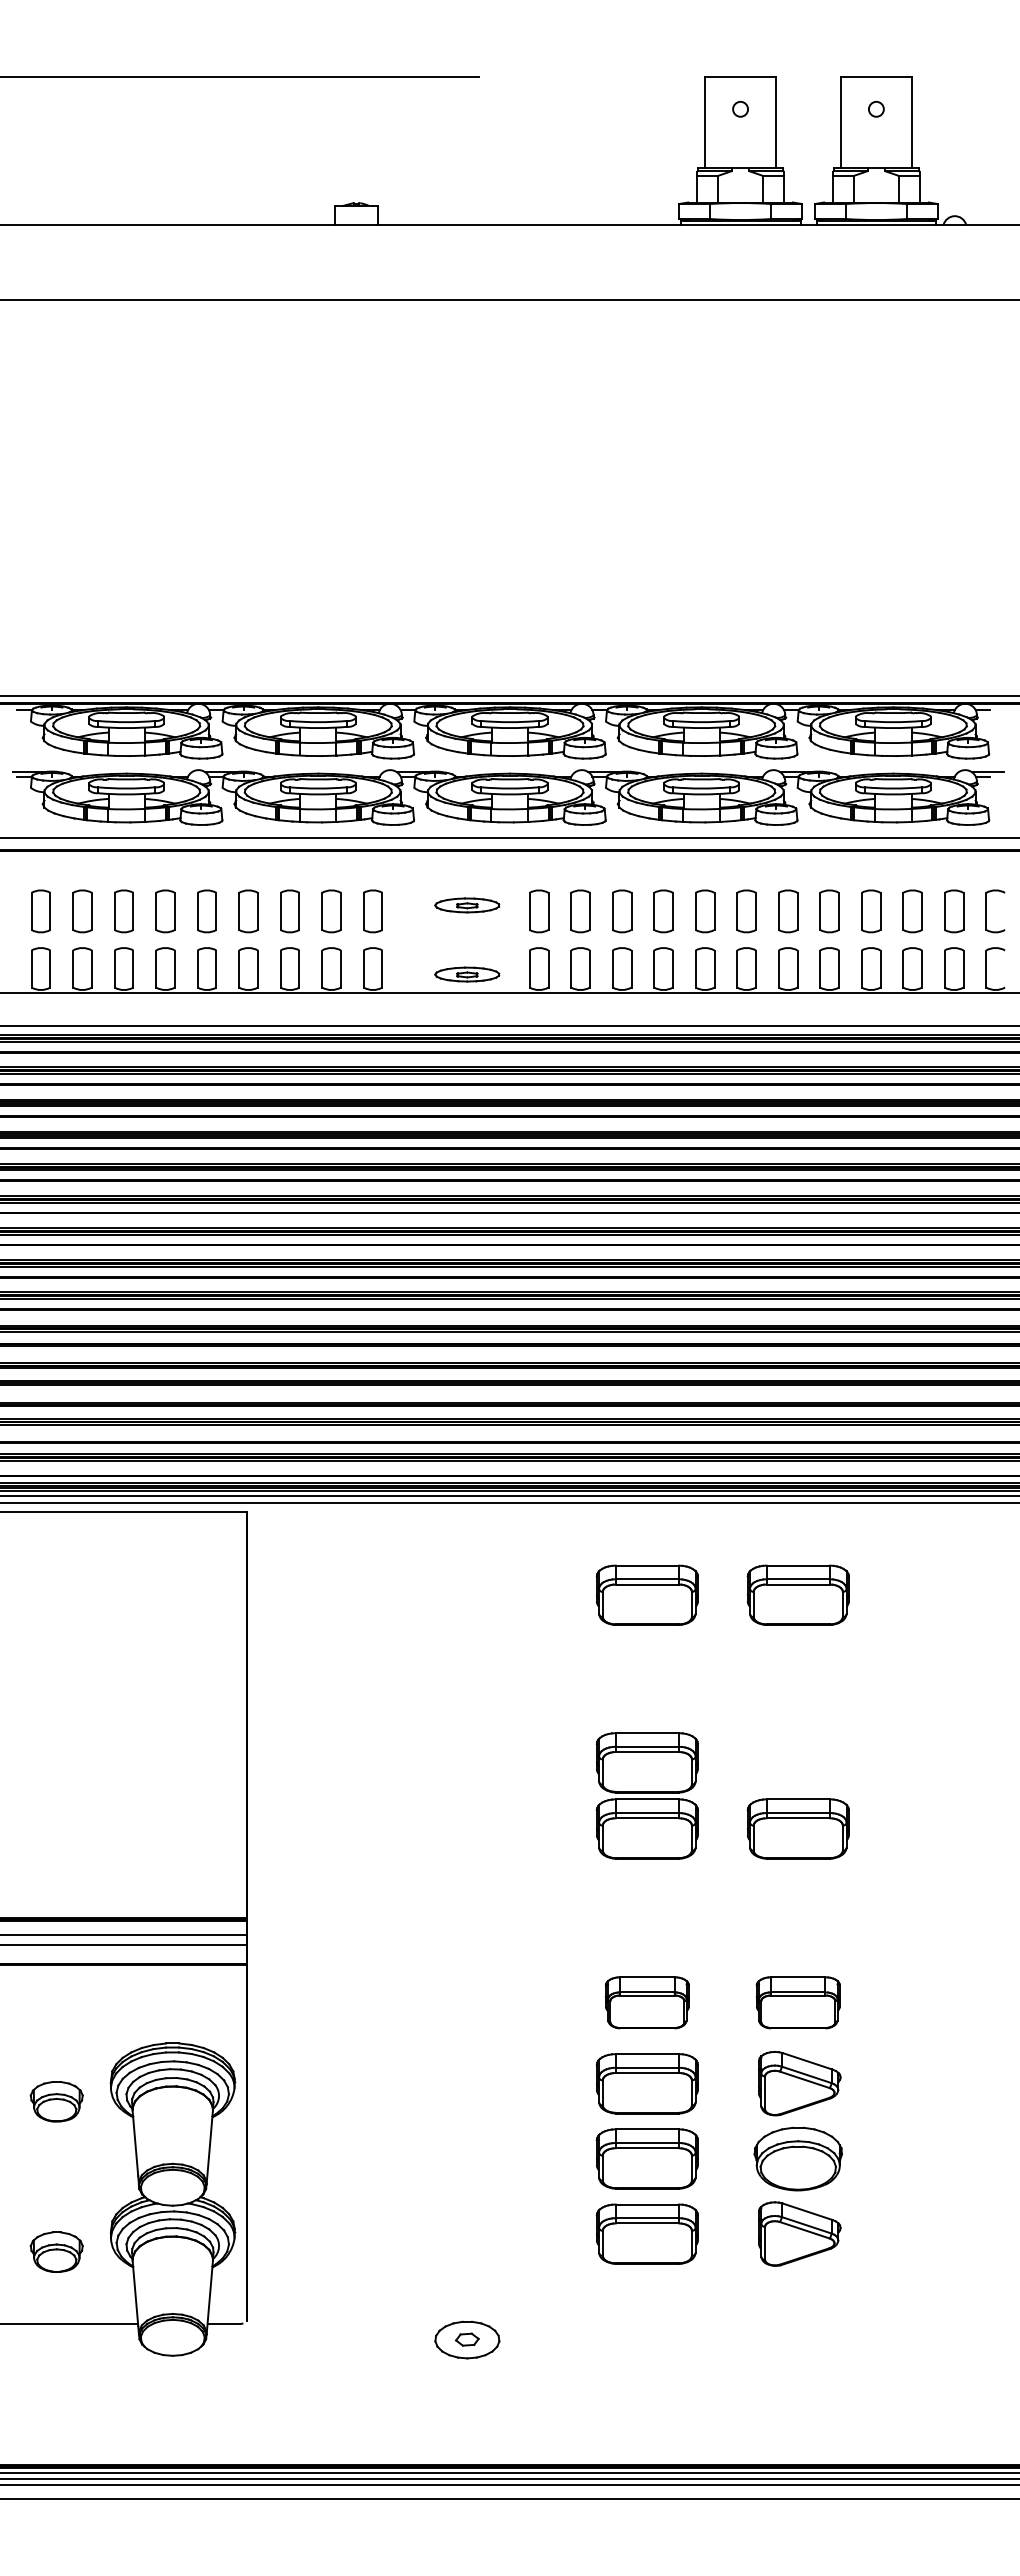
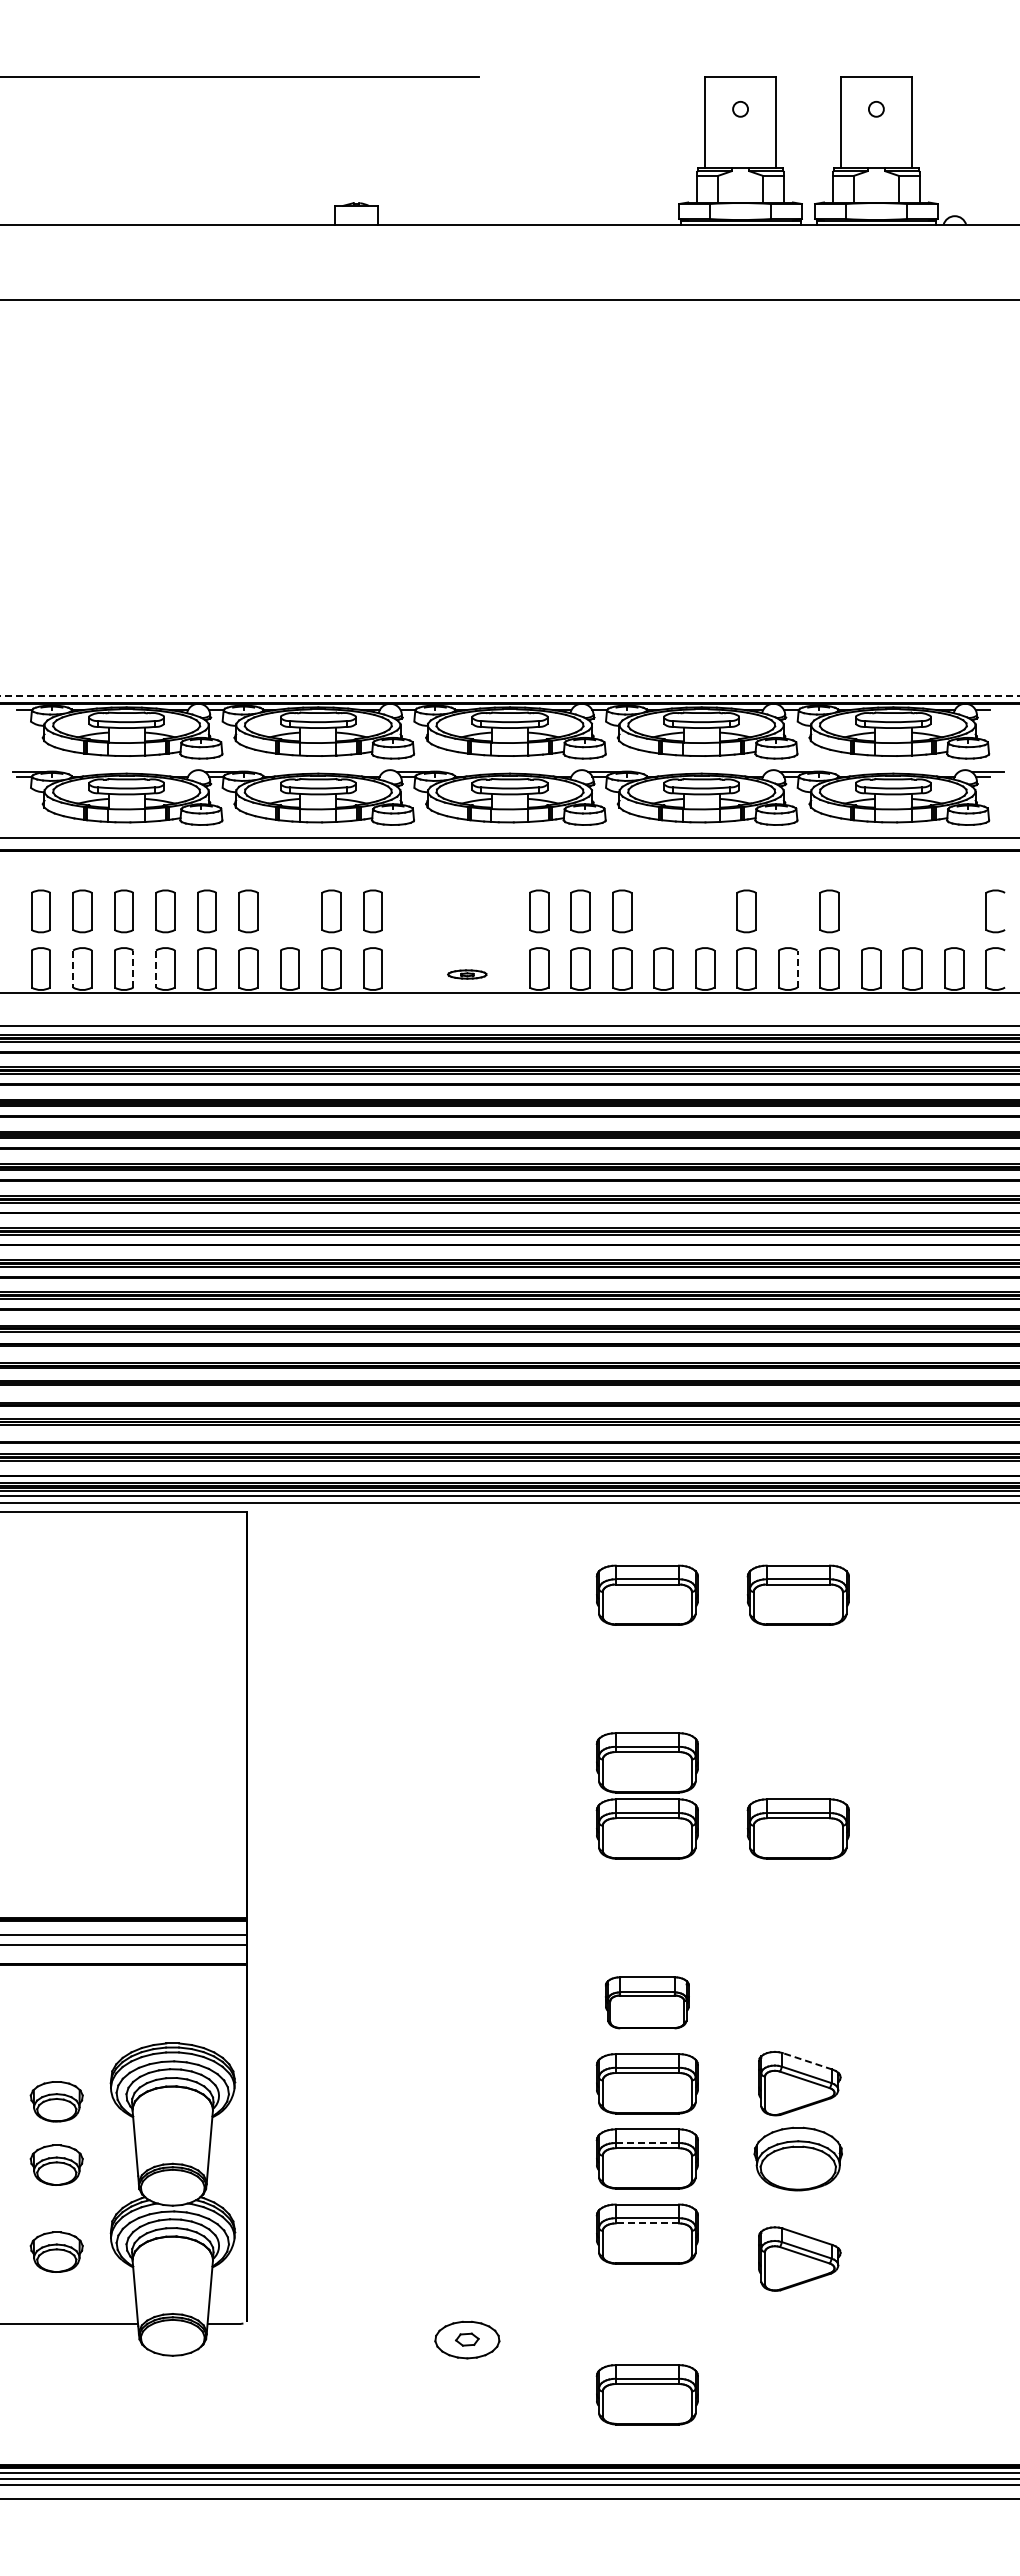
line: solid -> dashed (509, 695)
part: present -> none (467, 905)
part: present -> none (289, 911)
part: present -> none (663, 911)
part: present -> none (705, 911)
part: present -> none (788, 911)
part: present -> none (871, 911)
part: present -> none (912, 911)
part: present -> none (954, 911)
line: solid -> dashed (73, 969)
line: solid -> dashed (133, 969)
line: solid -> dashed (156, 969)
line: solid -> dashed (797, 969)
part size: 67x17 px -> 41x11 px (467, 974)
part: present -> none (797, 2002)
line: solid -> dashed (807, 2061)
line: solid -> dashed (647, 2143)
part: none -> present (56, 2164)
line: solid -> dashed (647, 2223)
part position: (799, 2233) -> (799, 2258) (799, 2258)
part: none -> present (646, 2394)
